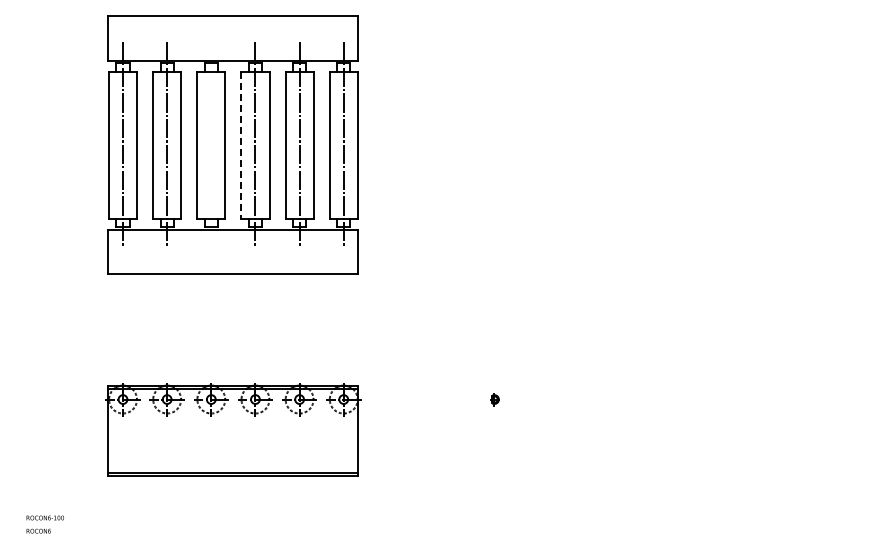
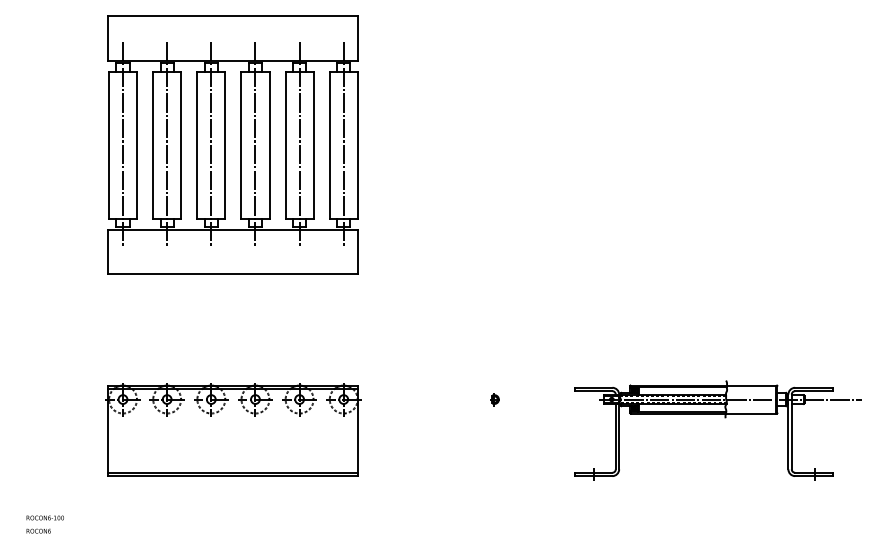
line: none -> present (211, 144)
line: dashed -> solid (241, 145)
part: none -> present (724, 418)
